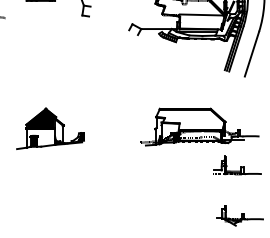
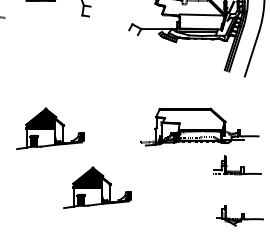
part: none -> present (97, 187)
